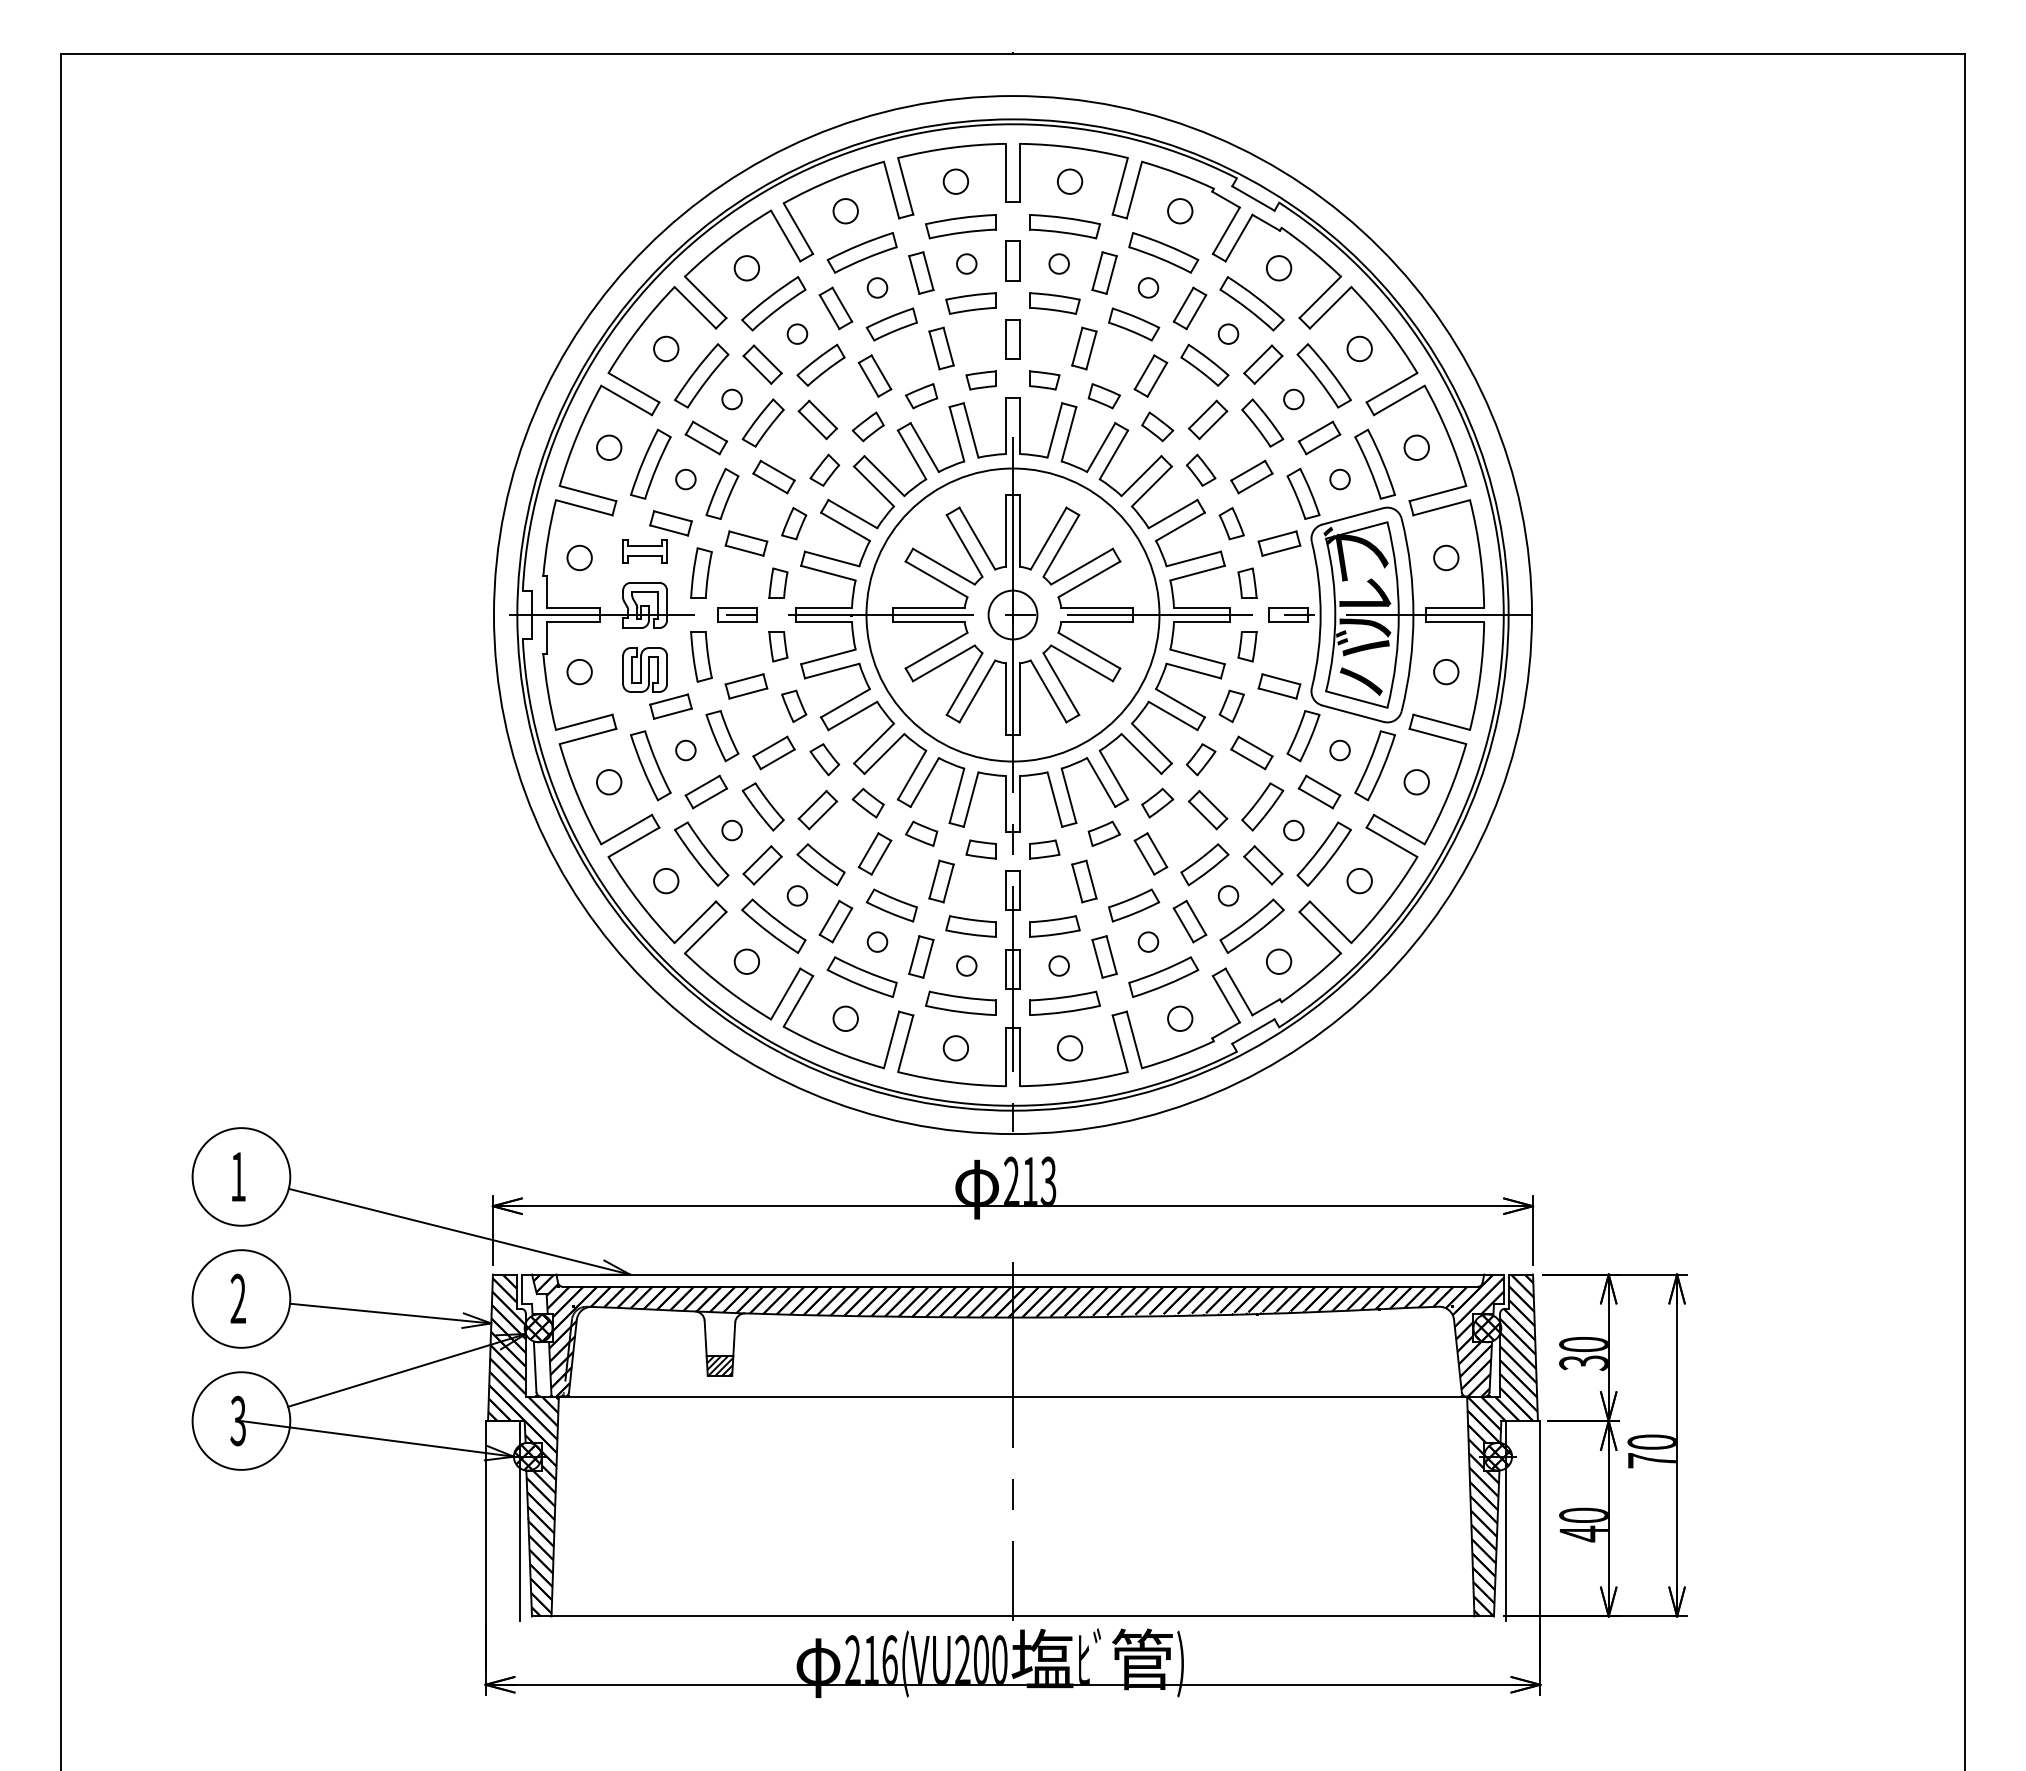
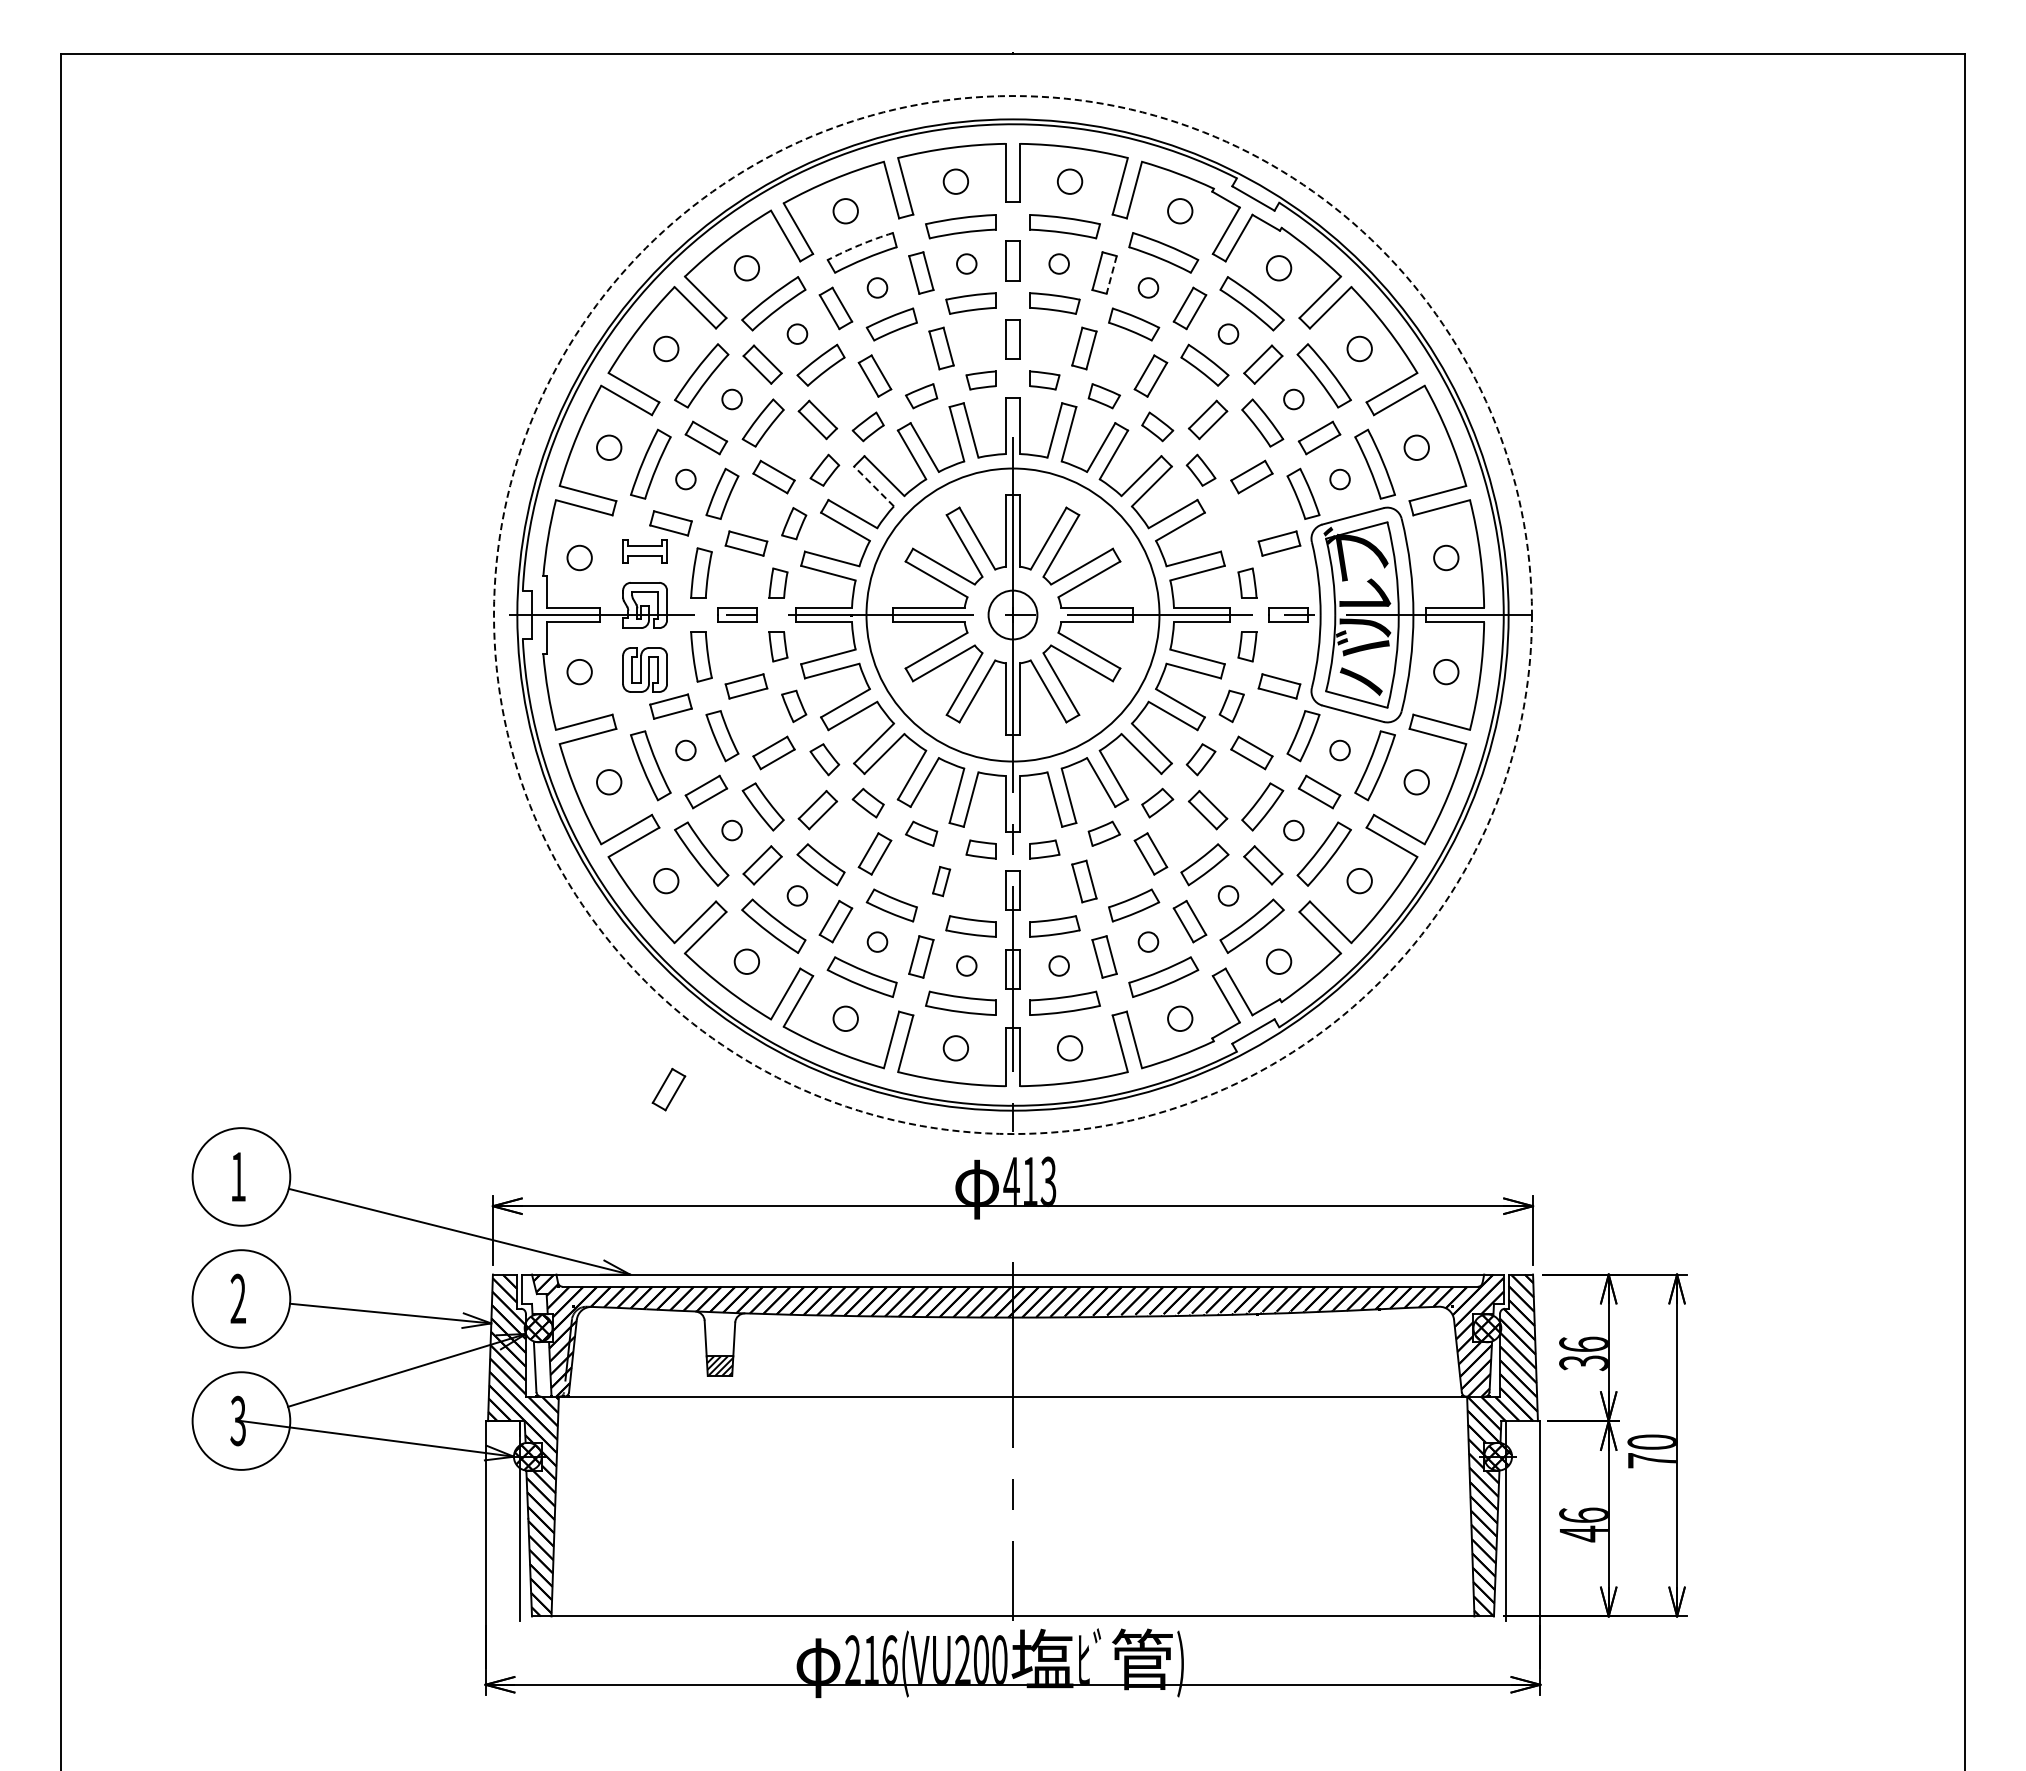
arc: solid -> dashed (859, 245)
line: solid -> dashed (1111, 274)
line: solid -> dashed (873, 486)
part: present -> none (1231, 523)
circle: solid -> dashed (1012, 615)
part size: 27x45 px -> 20x33 px (941, 881)
part: none -> present (668, 1089)
text: 213 -> 413 (1011, 1180)
text: 30 -> 36 (1583, 1344)
text: 40 -> 46 (1583, 1514)
